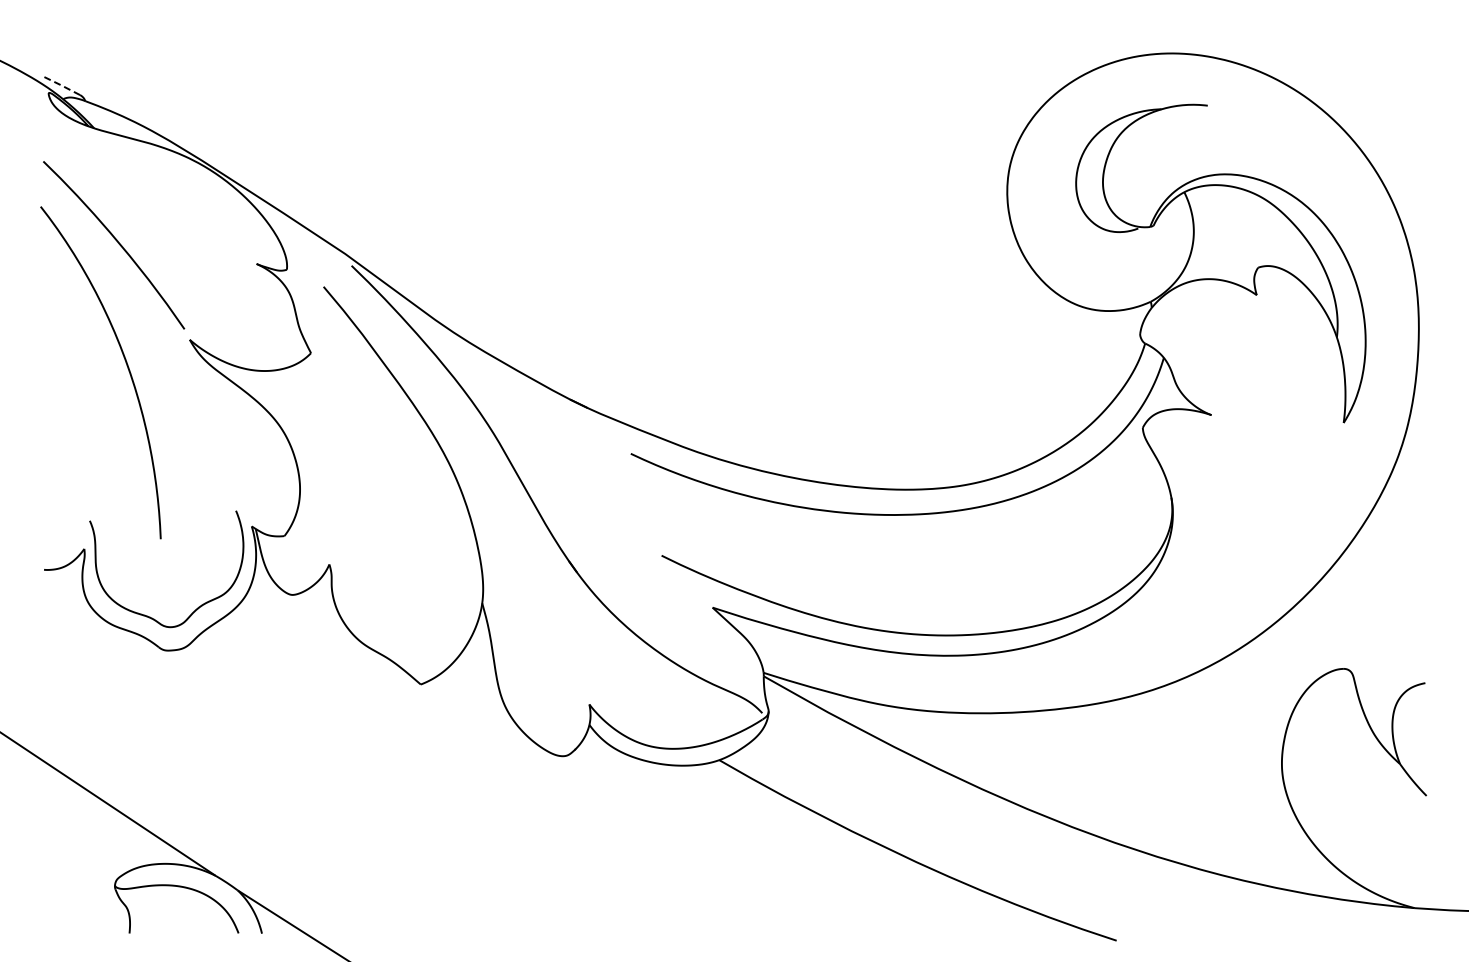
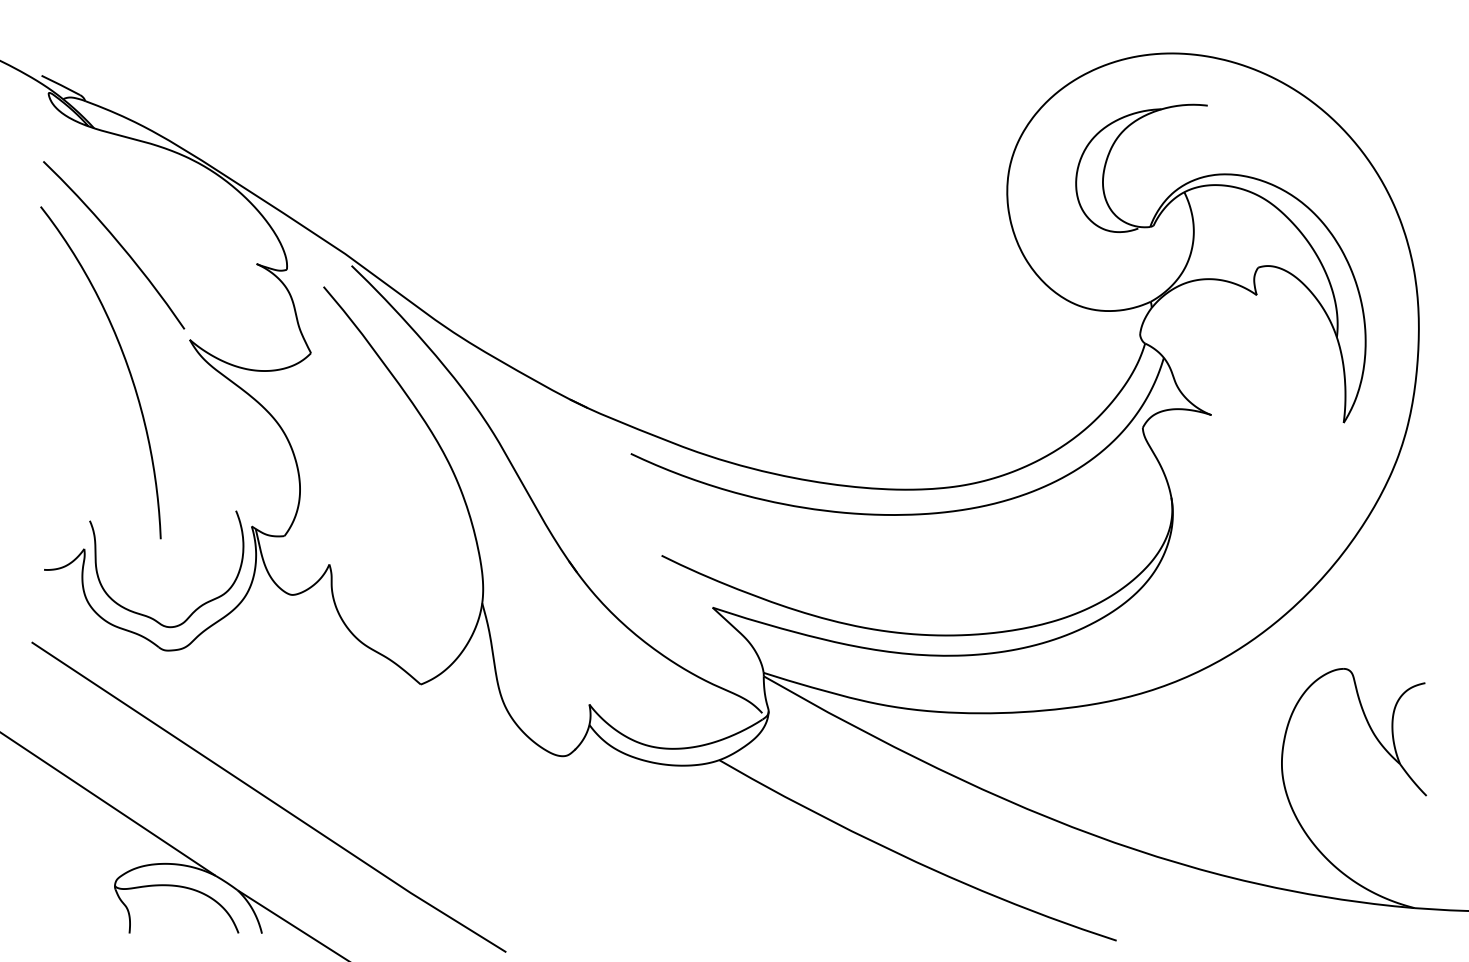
line: dashed -> solid (60, 85)
line: none -> present (268, 797)
